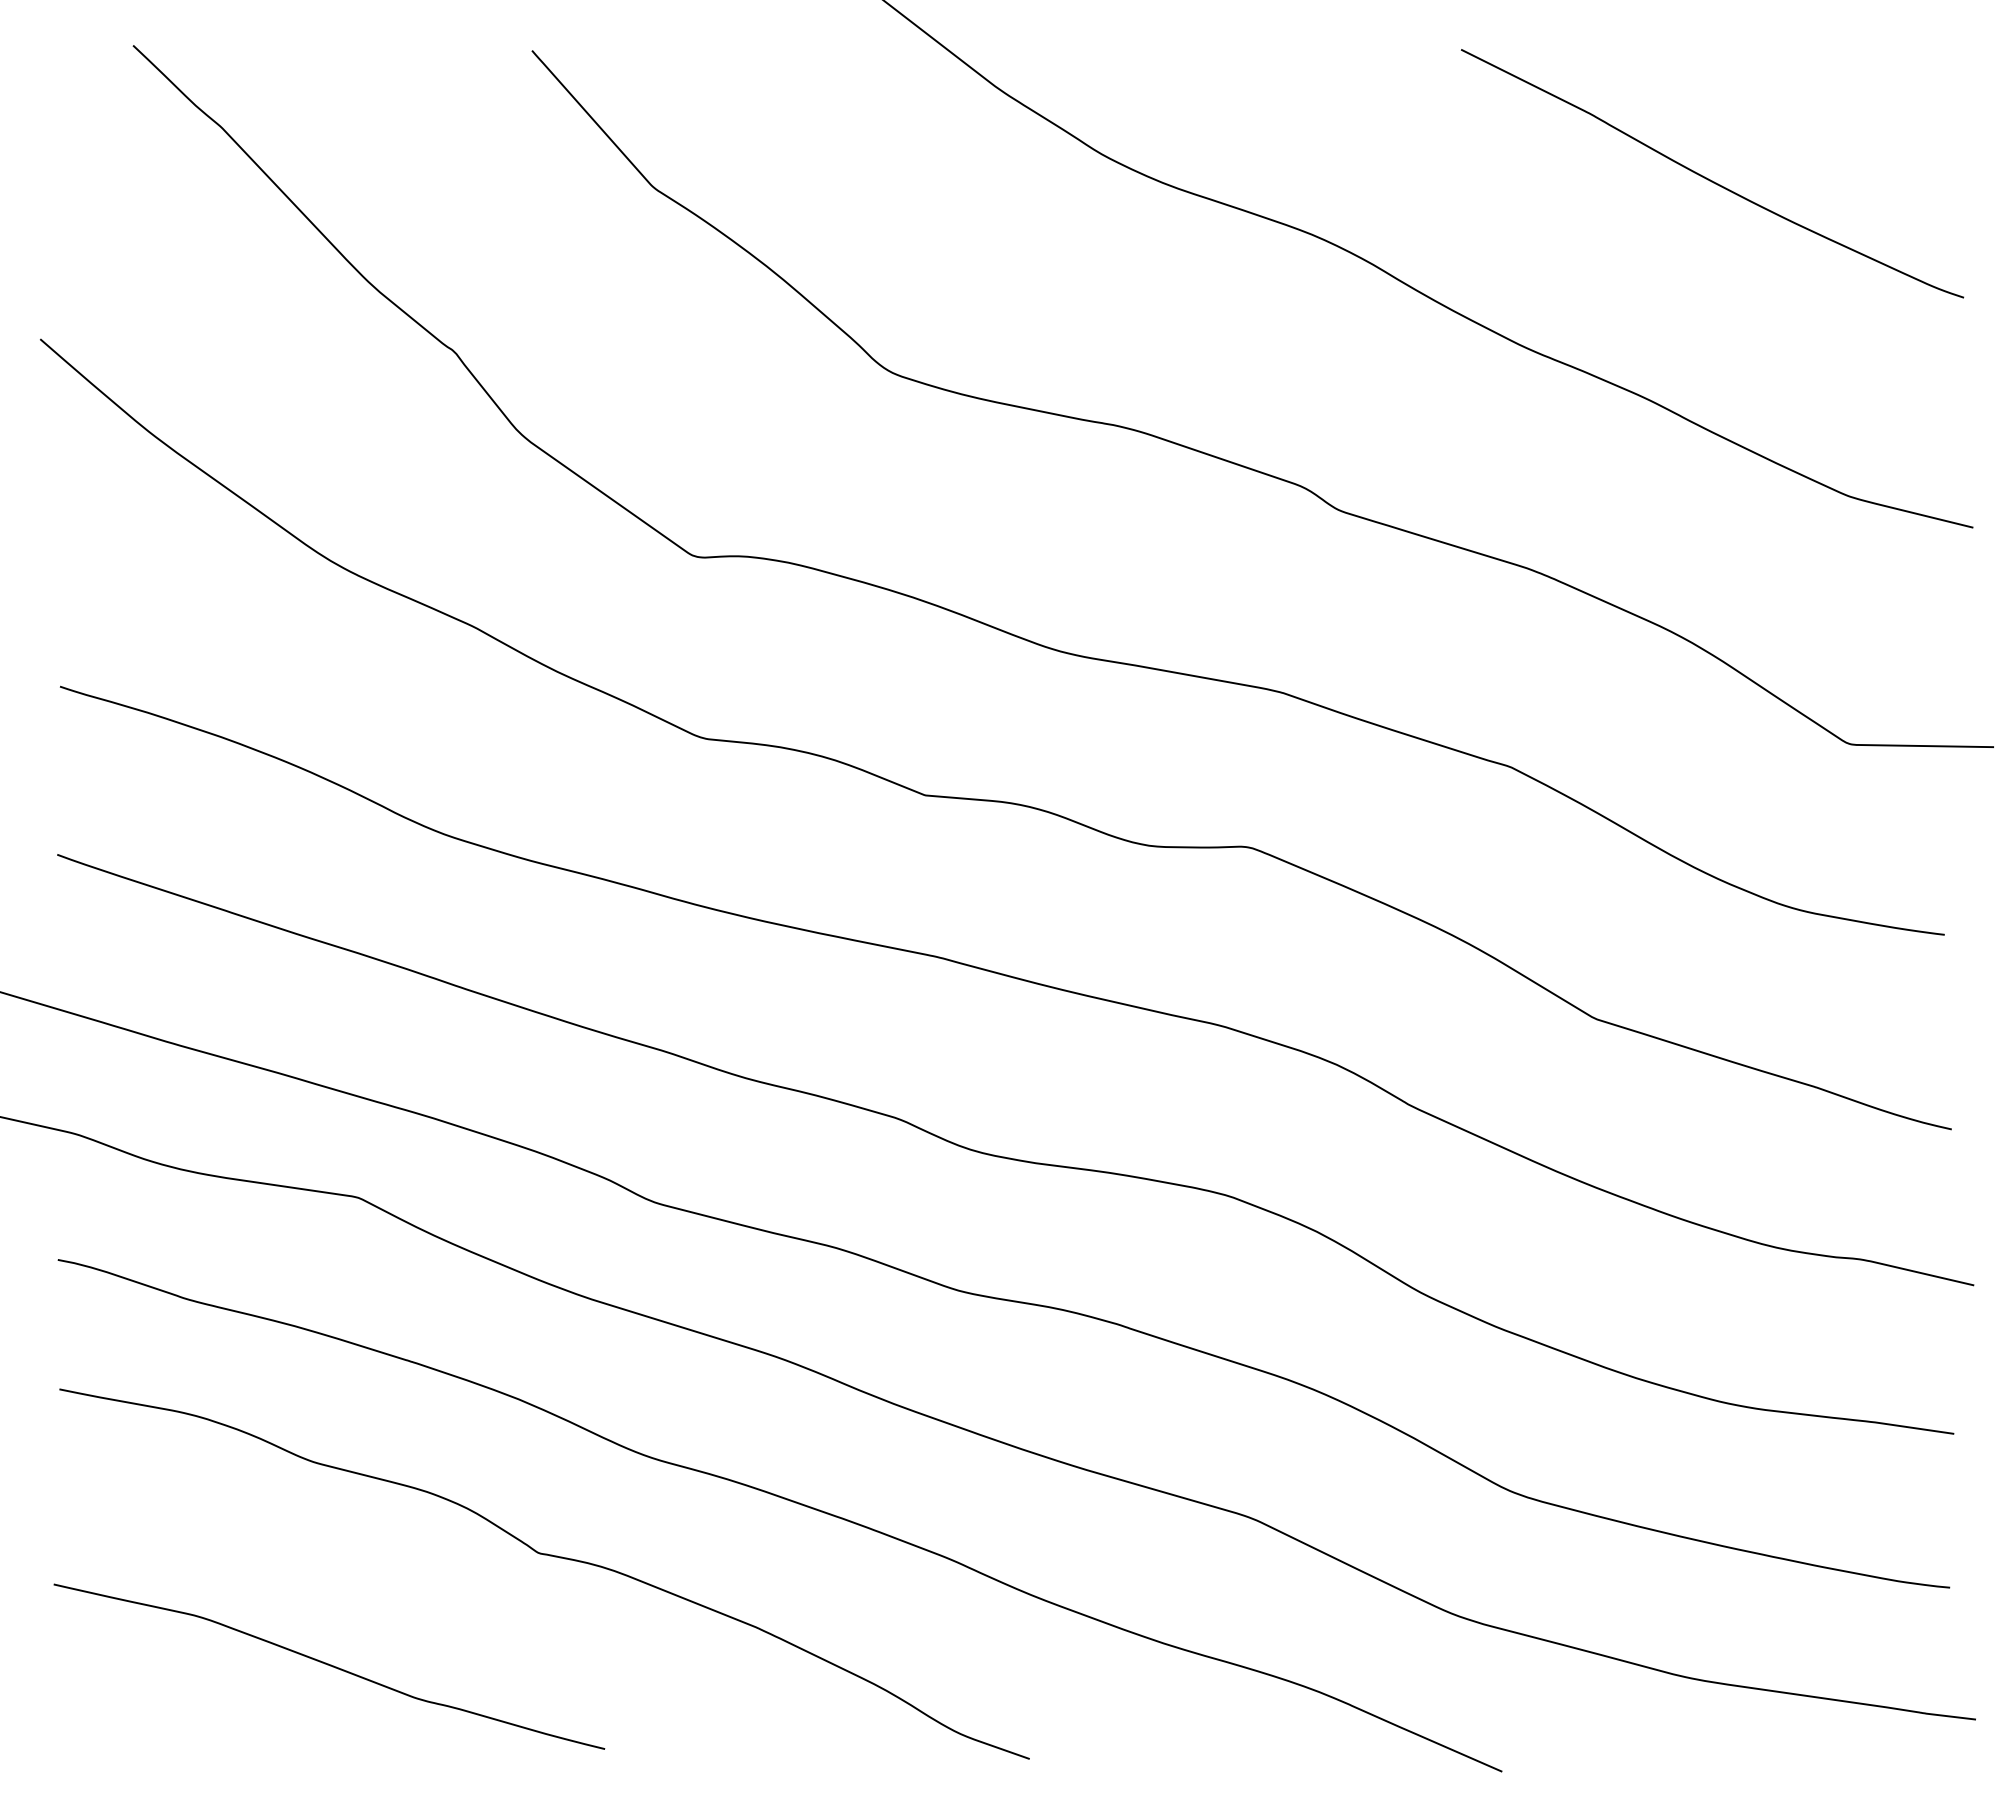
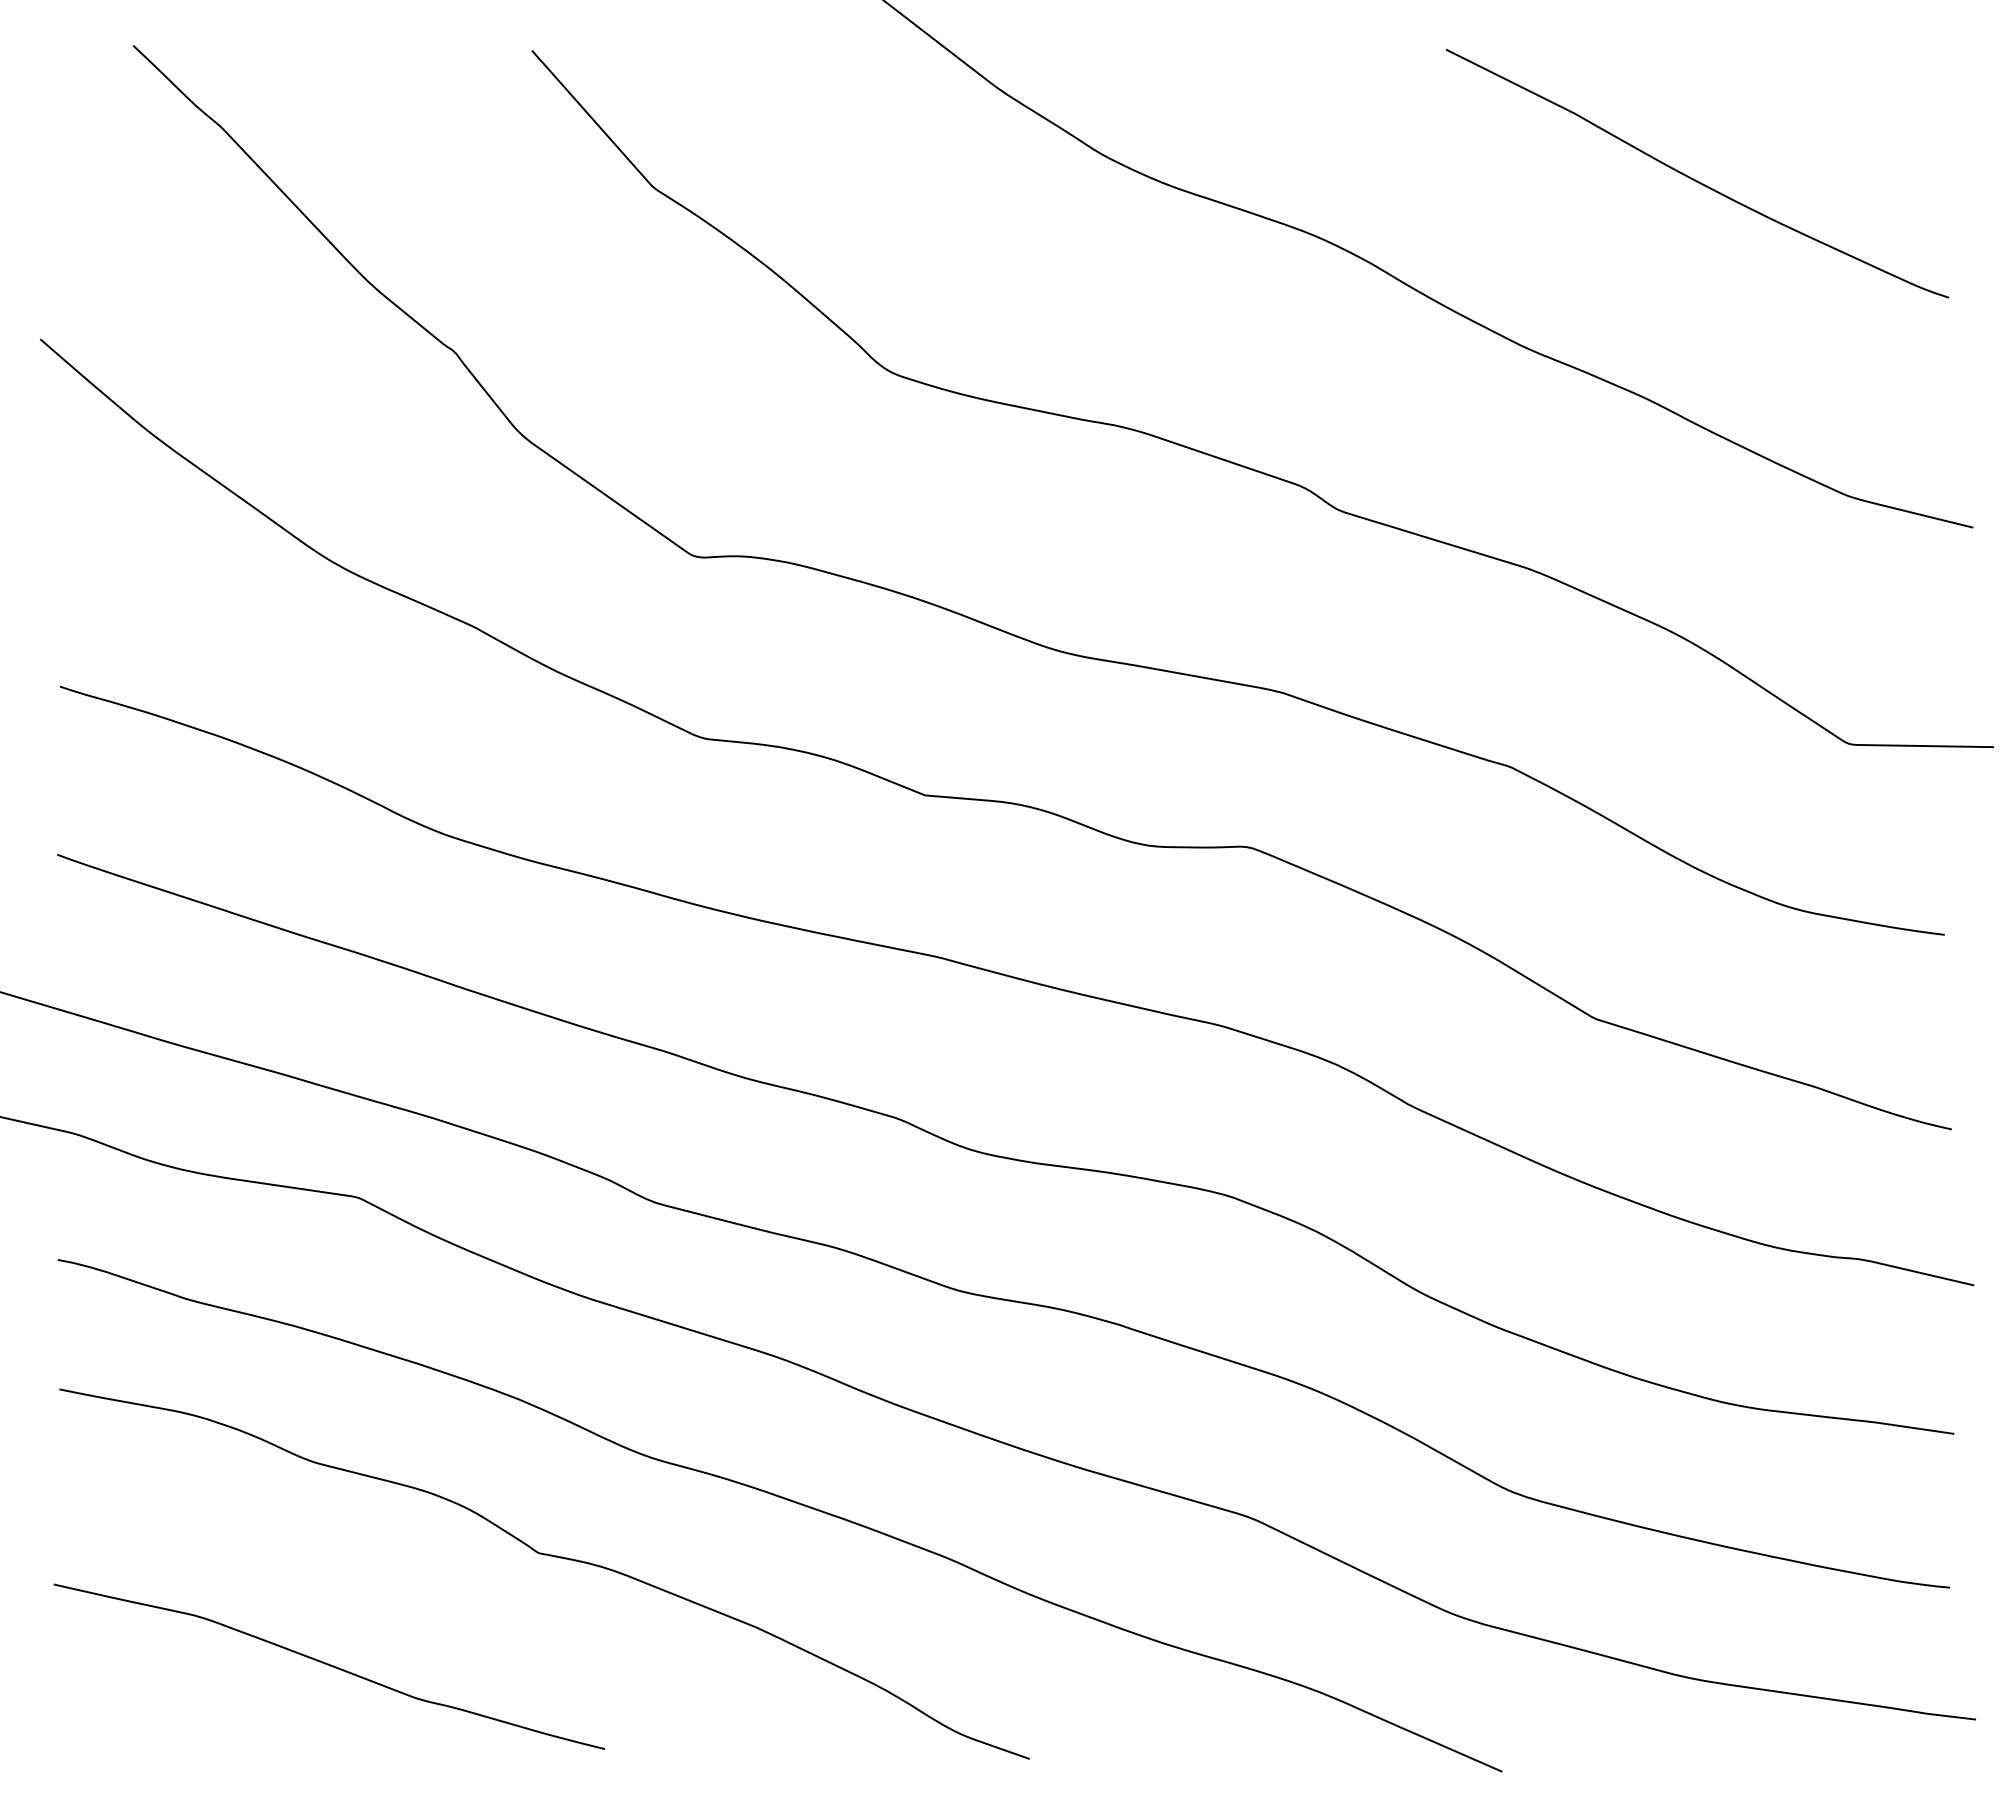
curve position: (1710, 179) -> (1695, 179) (1695, 179)
